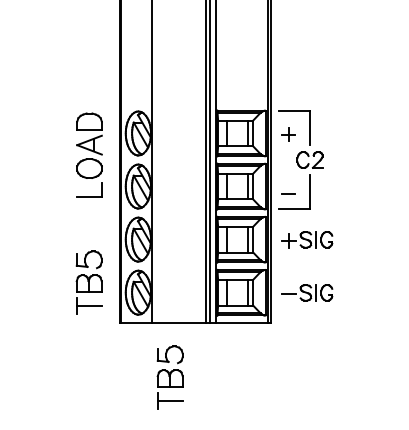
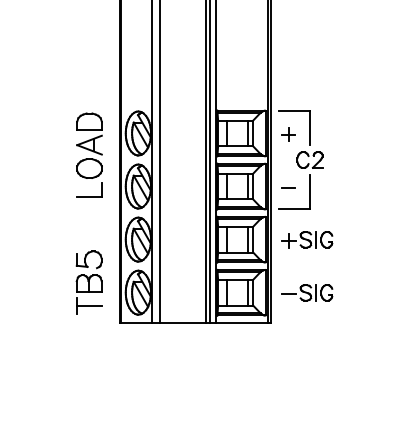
line: none -> present (160, 162)
line position: (288, 193) -> (288, 187) (288, 187)
part: present -> none (169, 377)
